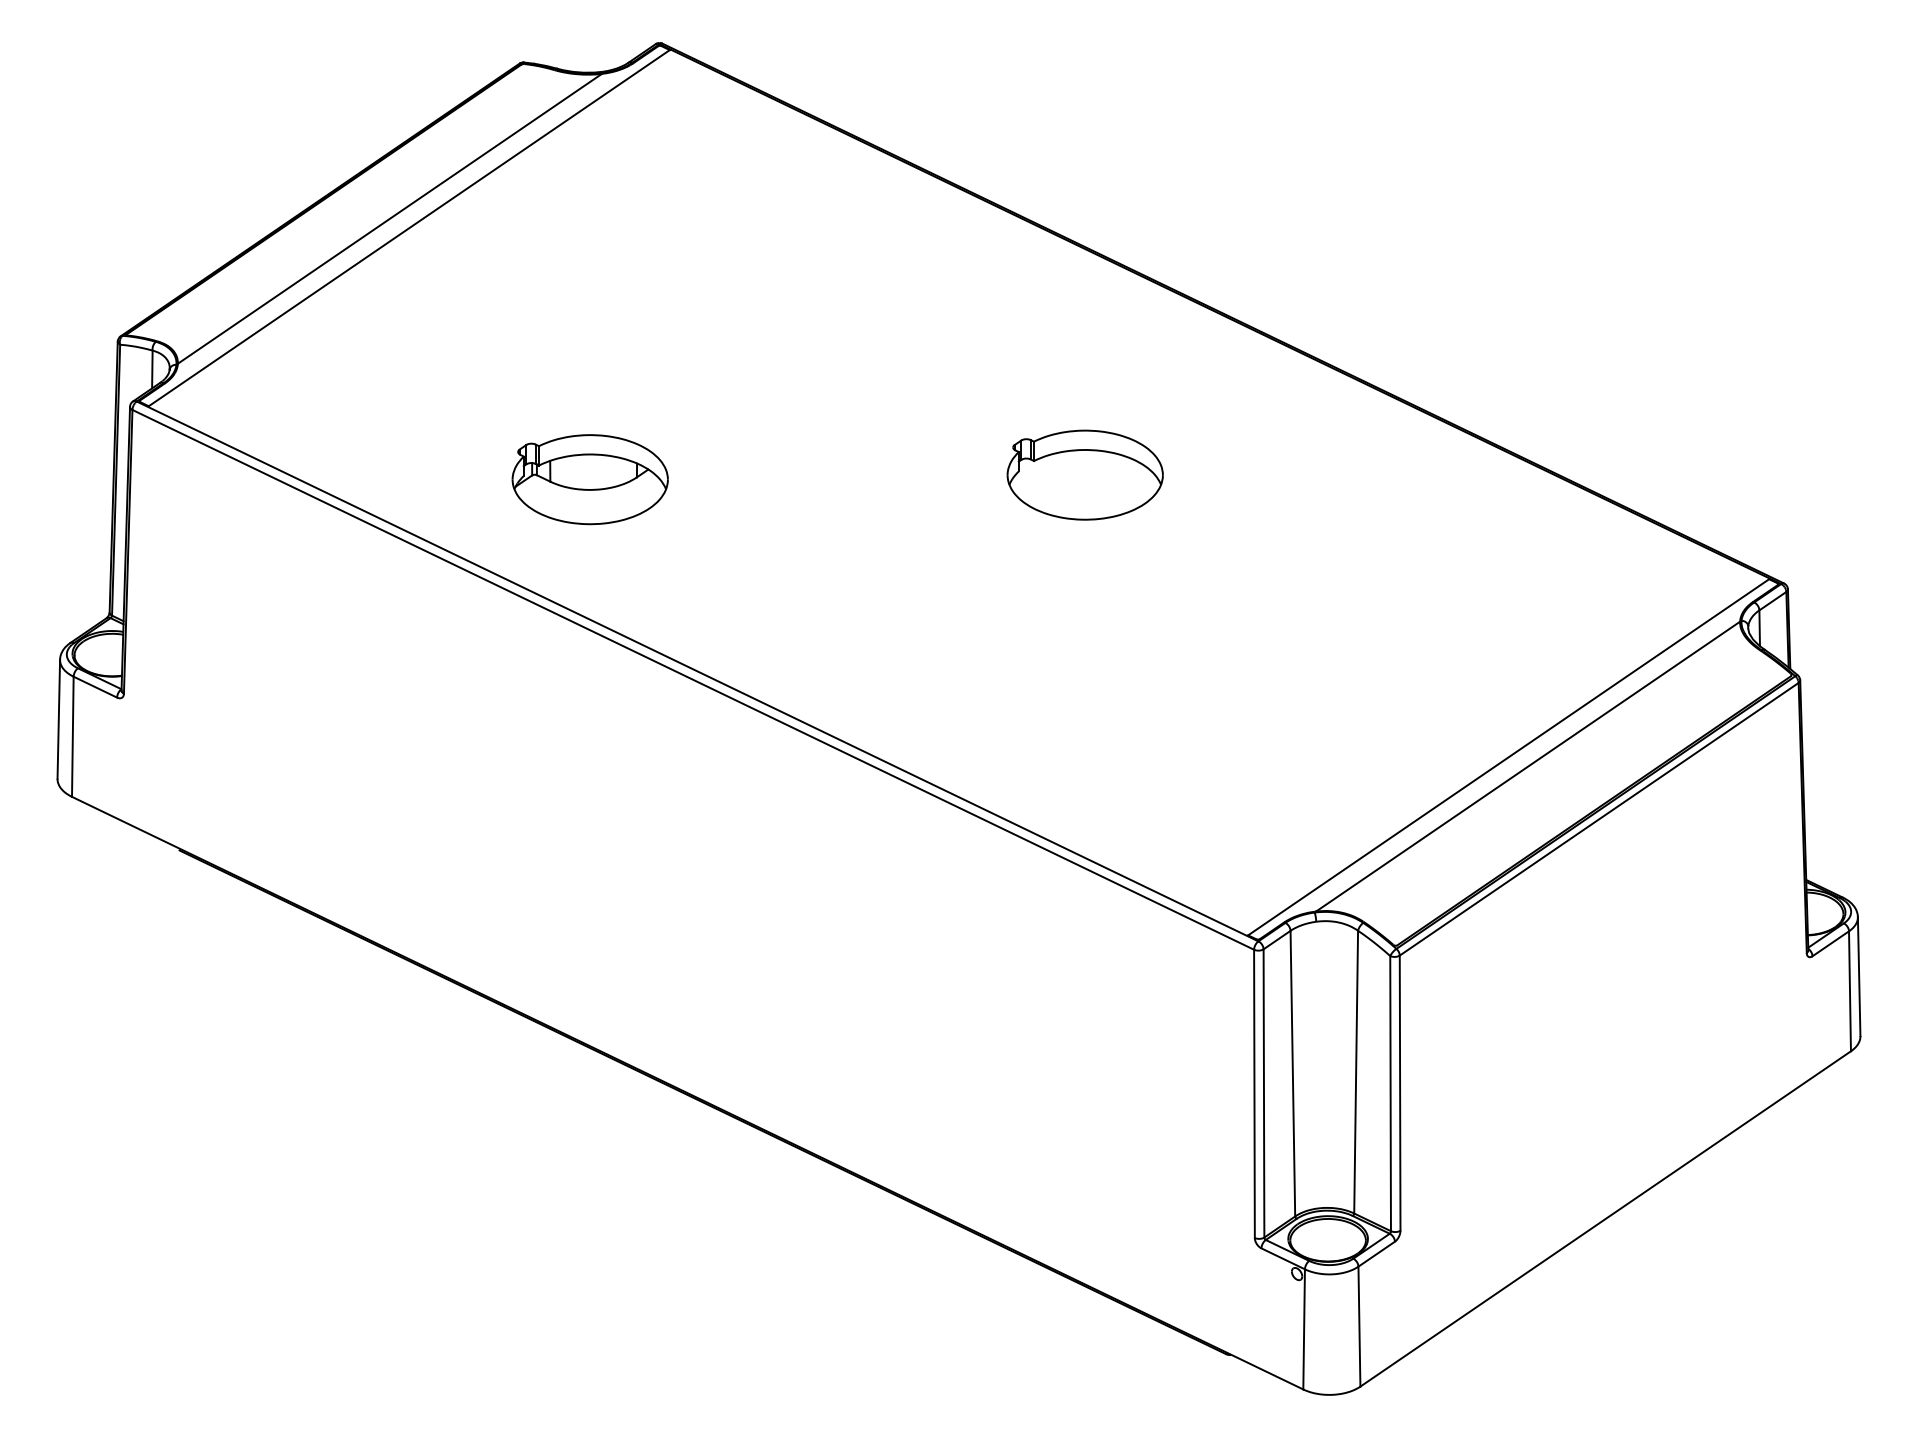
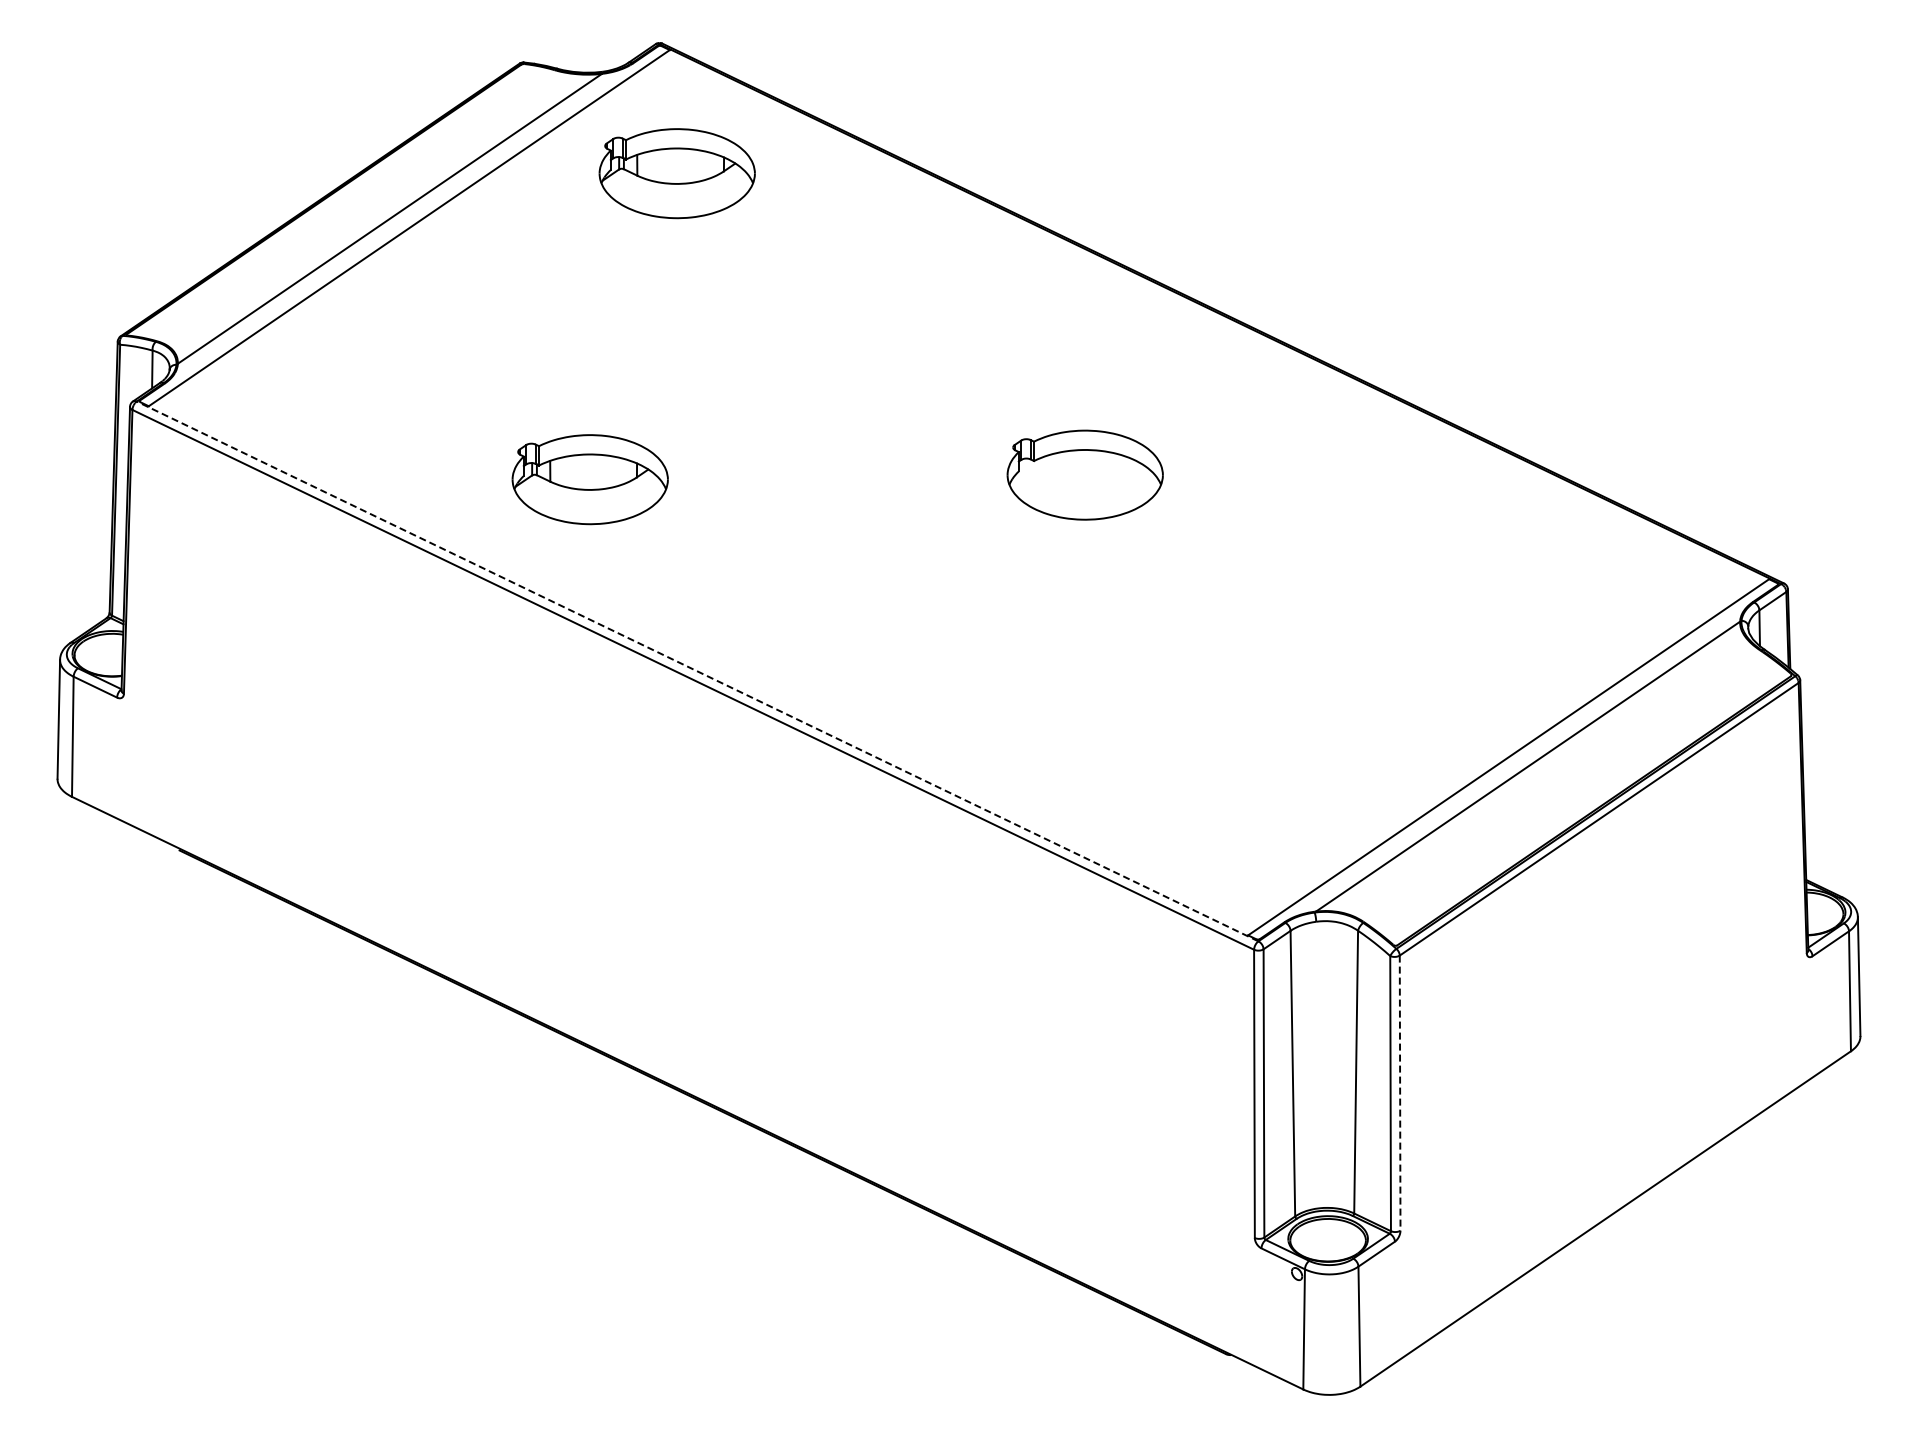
part: none -> present (676, 173)
line: solid -> dashed (697, 671)
line: solid -> dashed (1400, 1093)
